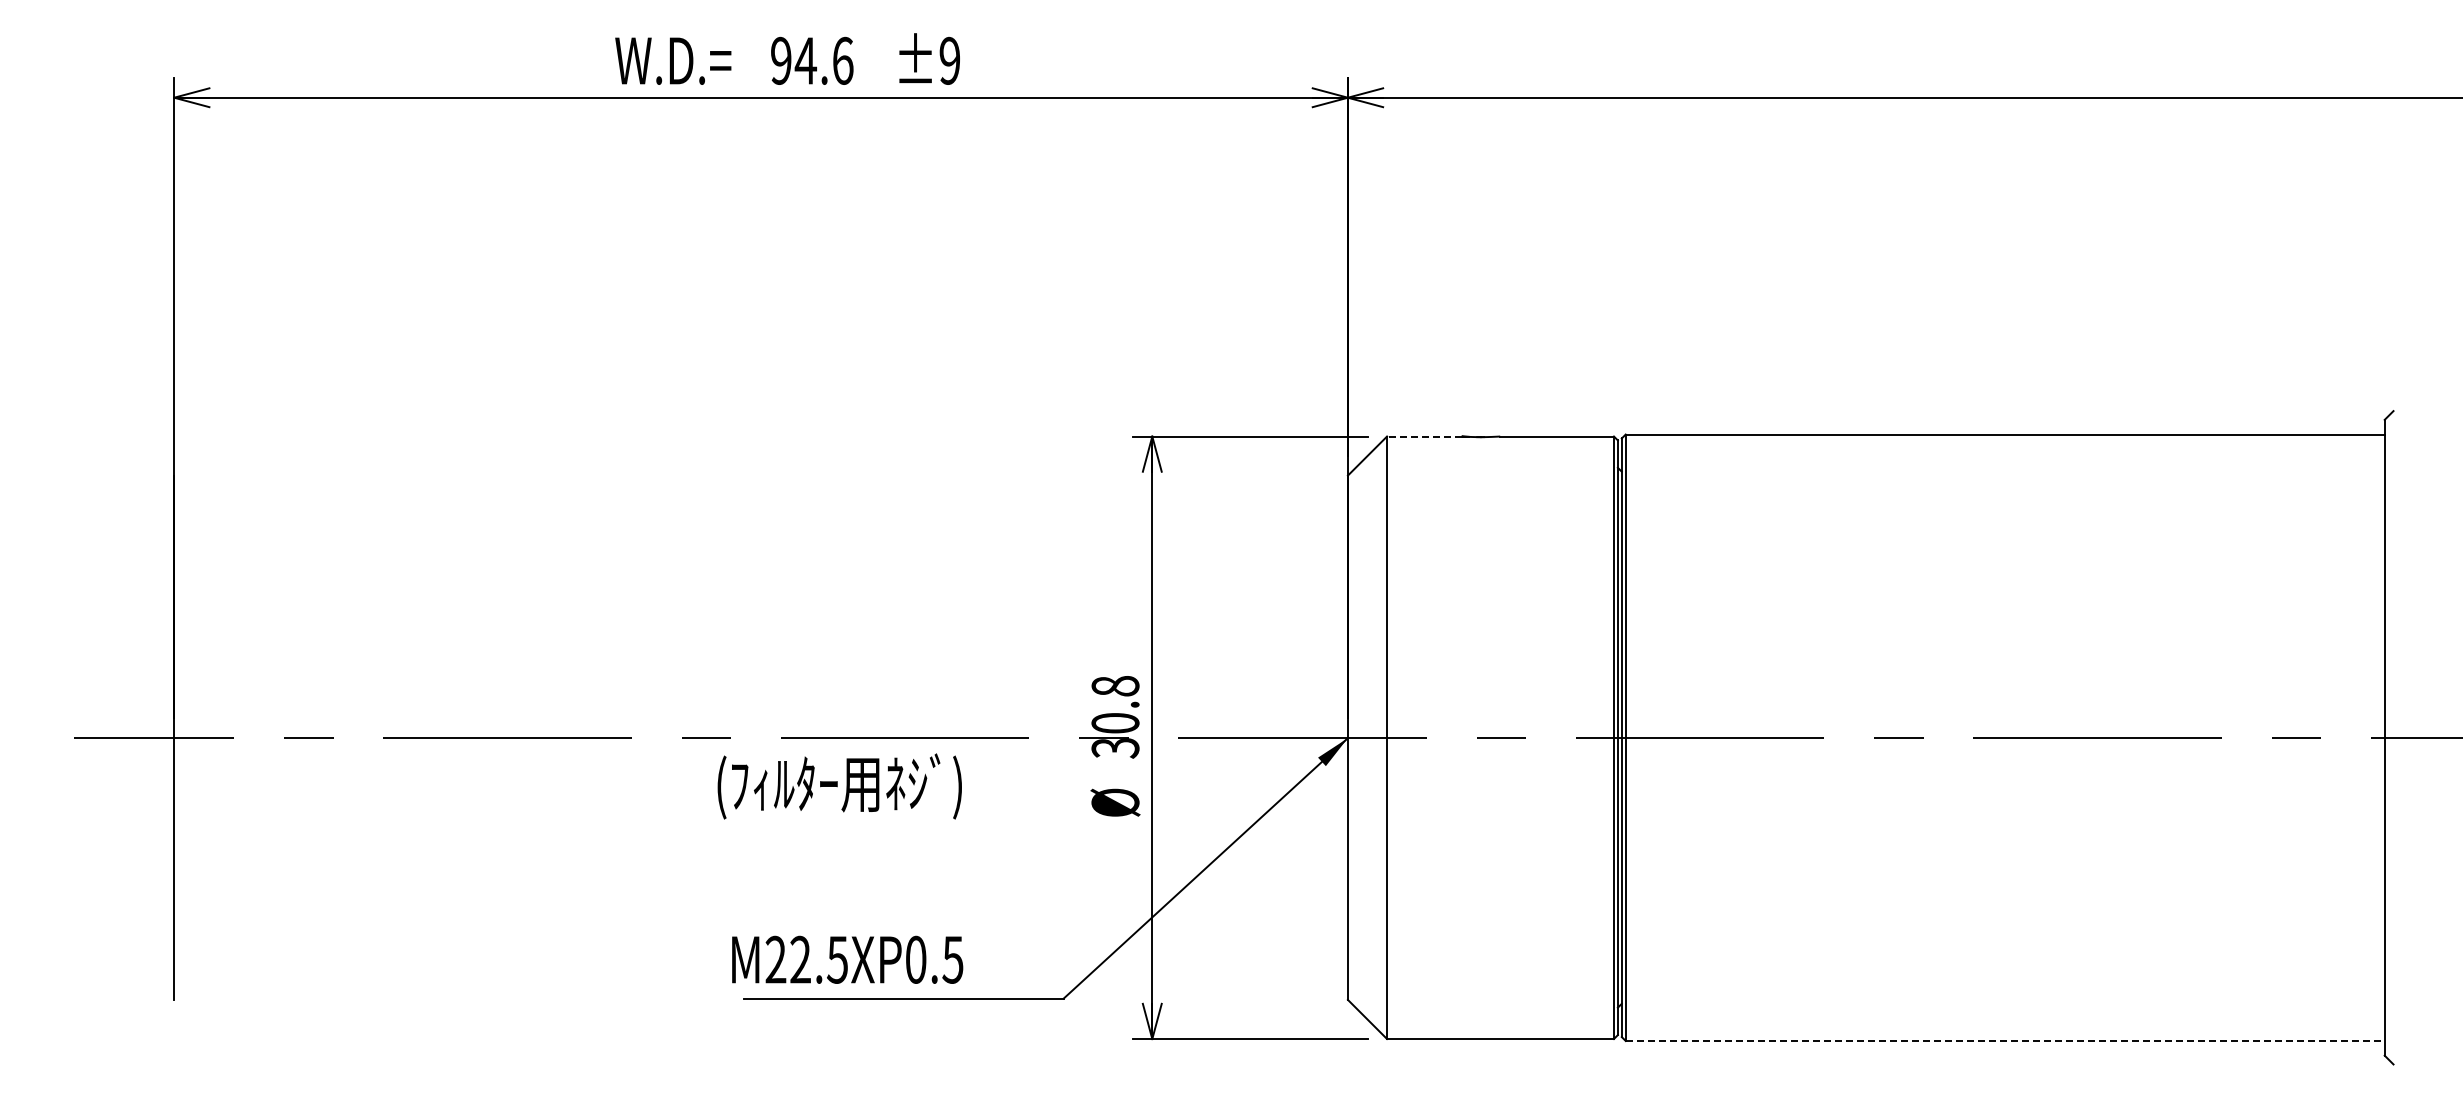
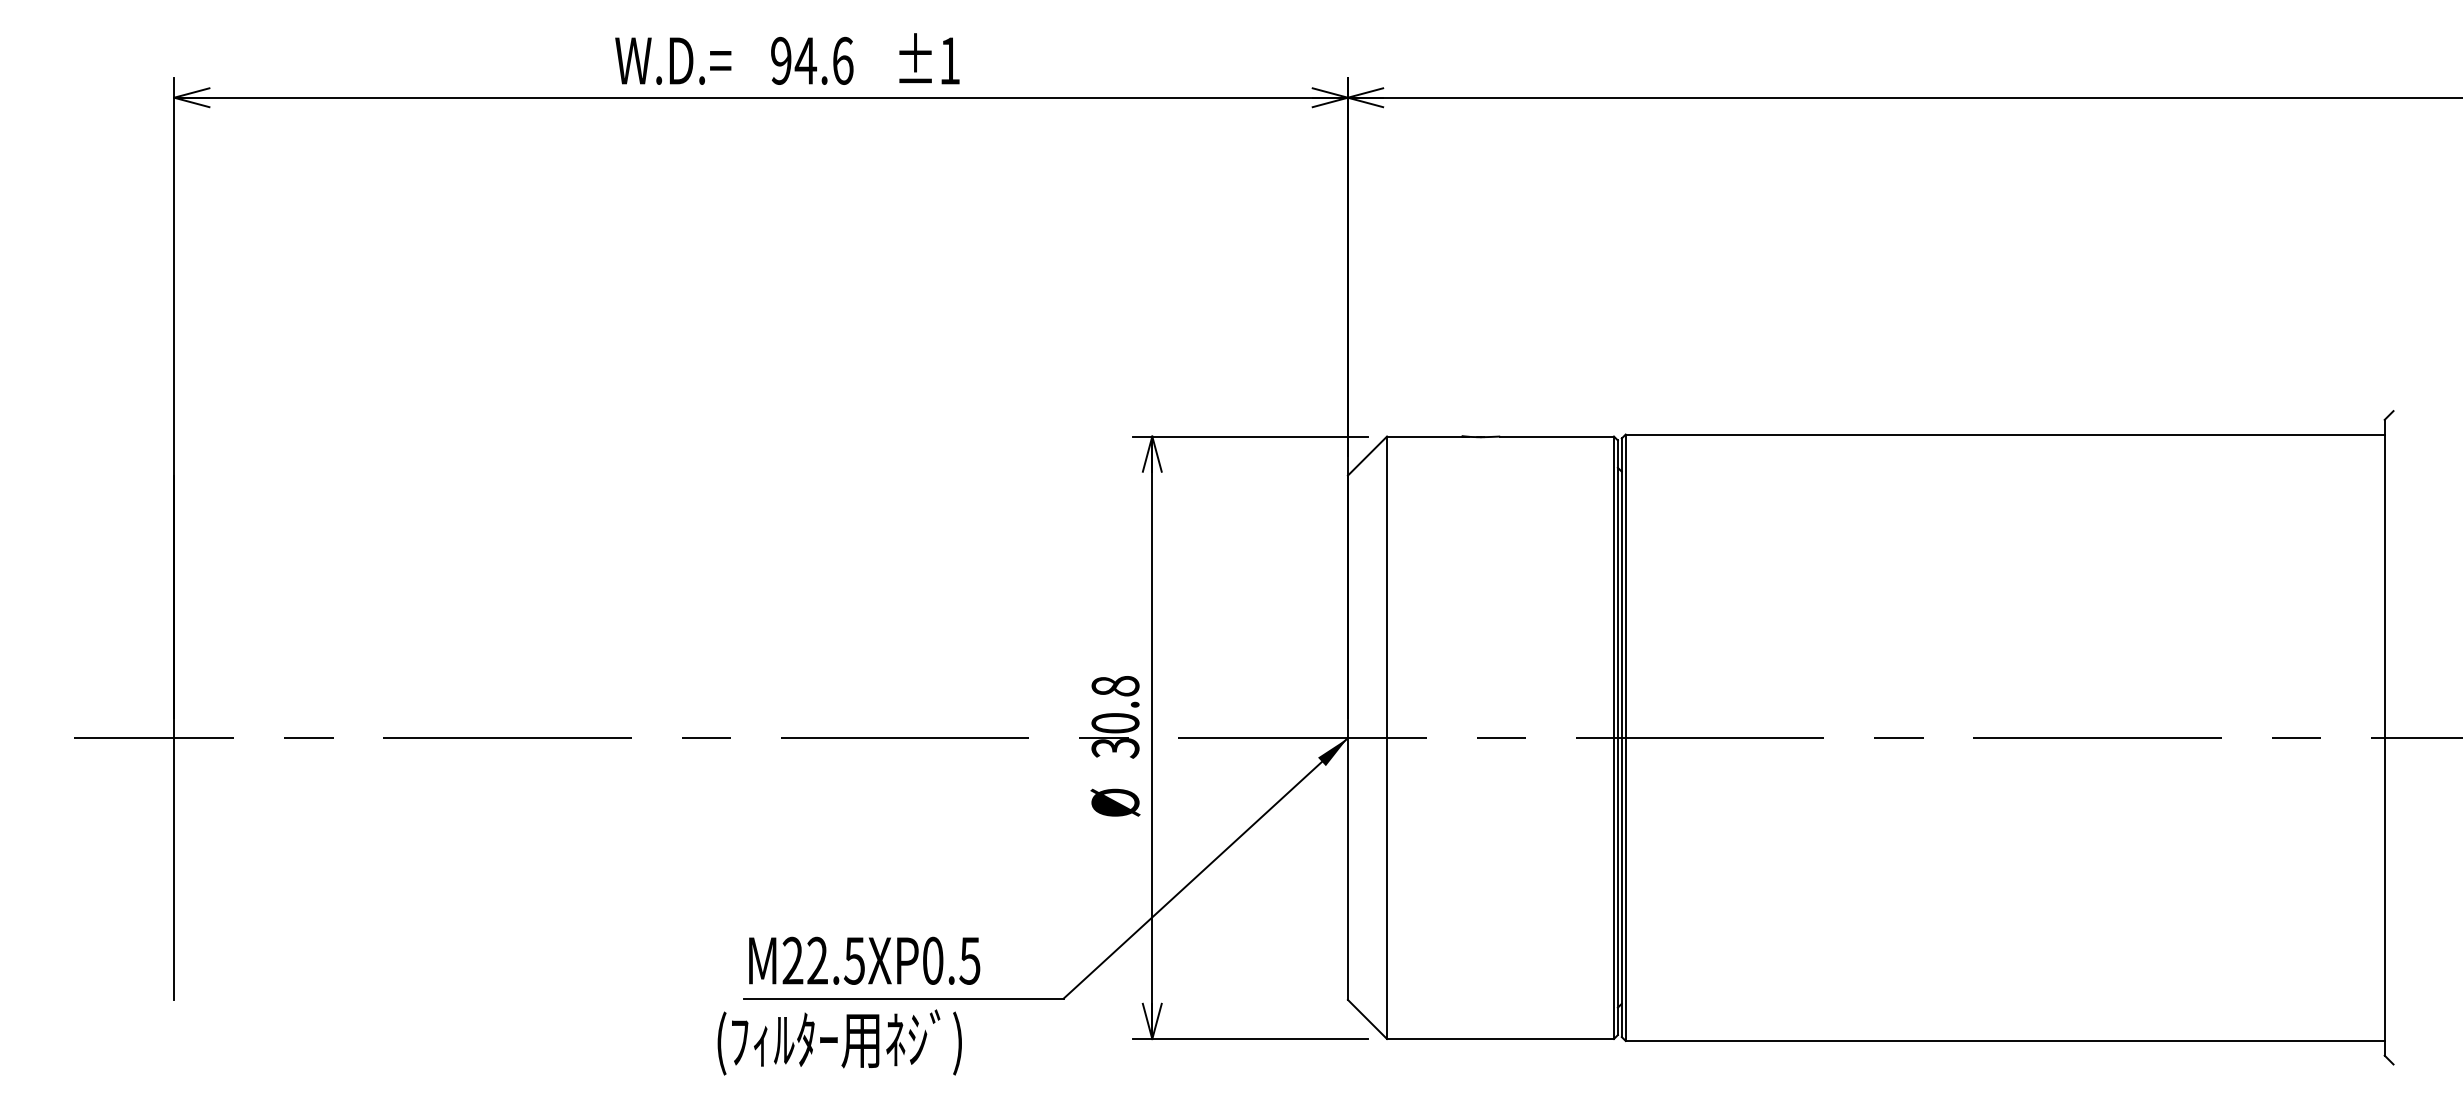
text: ±9 -> ±1 (949, 60)
line: dashed -> solid (1423, 436)
text position: (839, 786) -> (839, 1042) (839, 1042)
text position: (847, 959) -> (864, 960) (864, 960)
line: dashed -> solid (2005, 1040)
